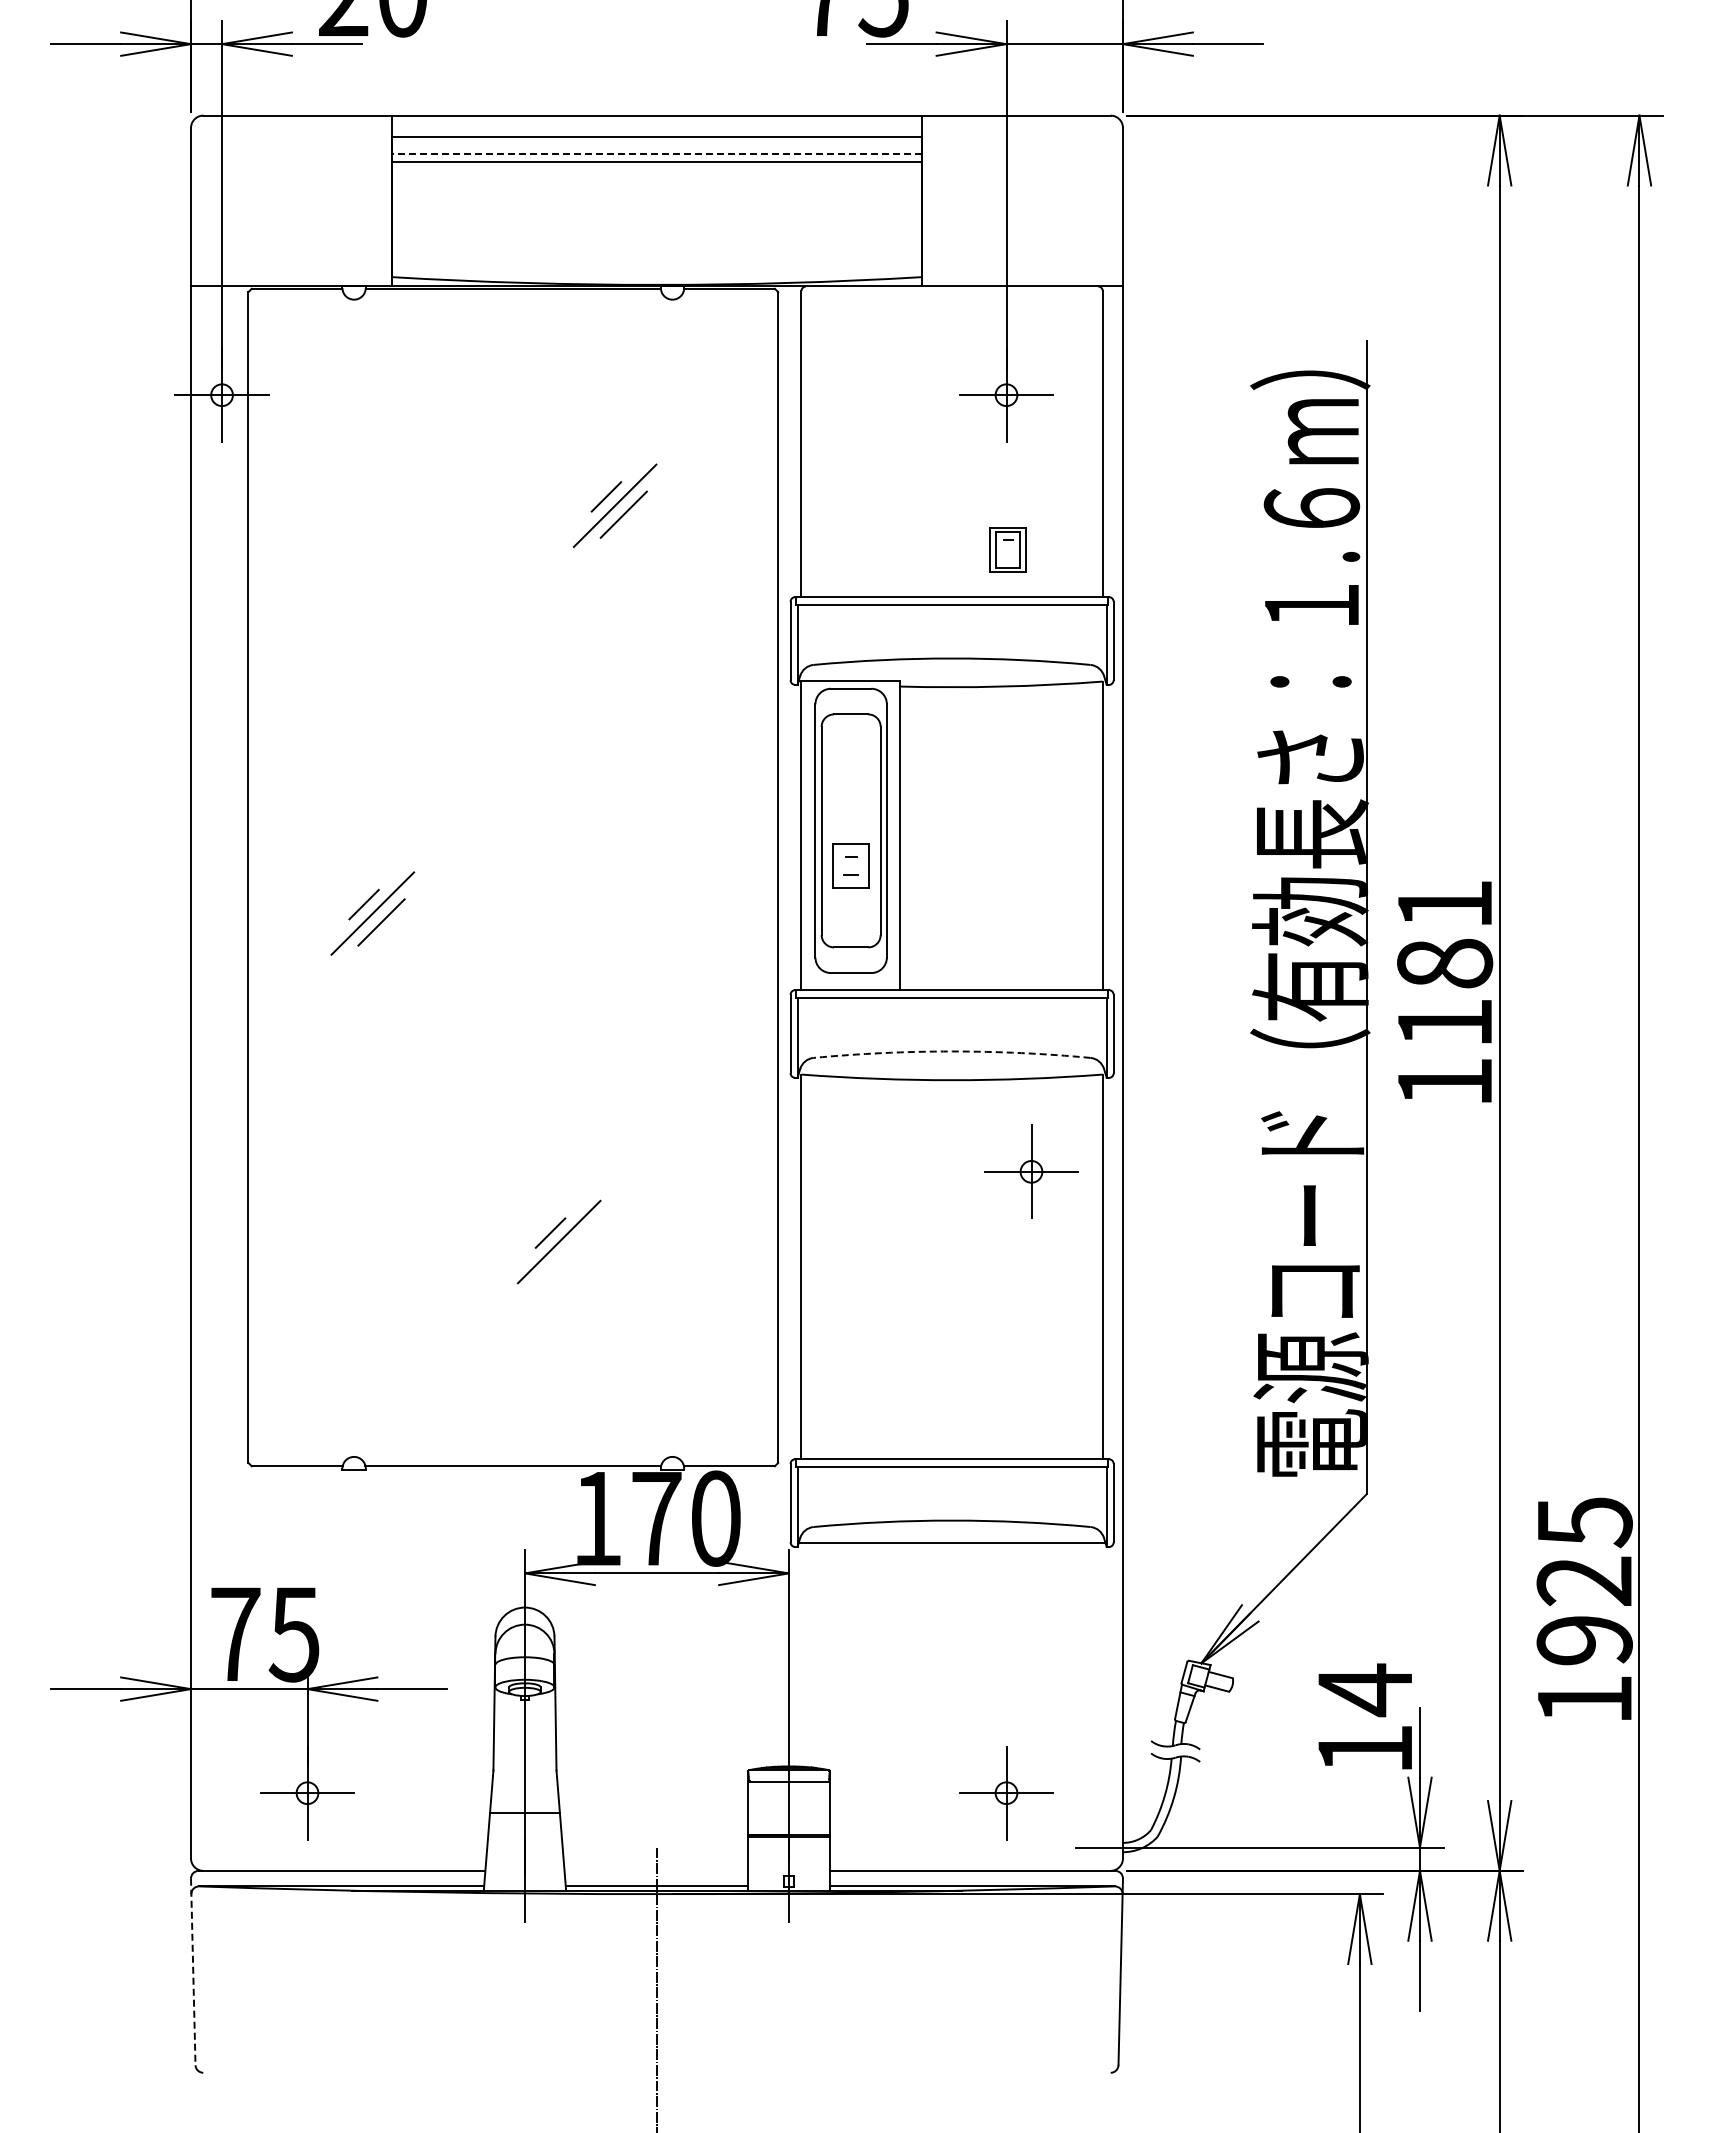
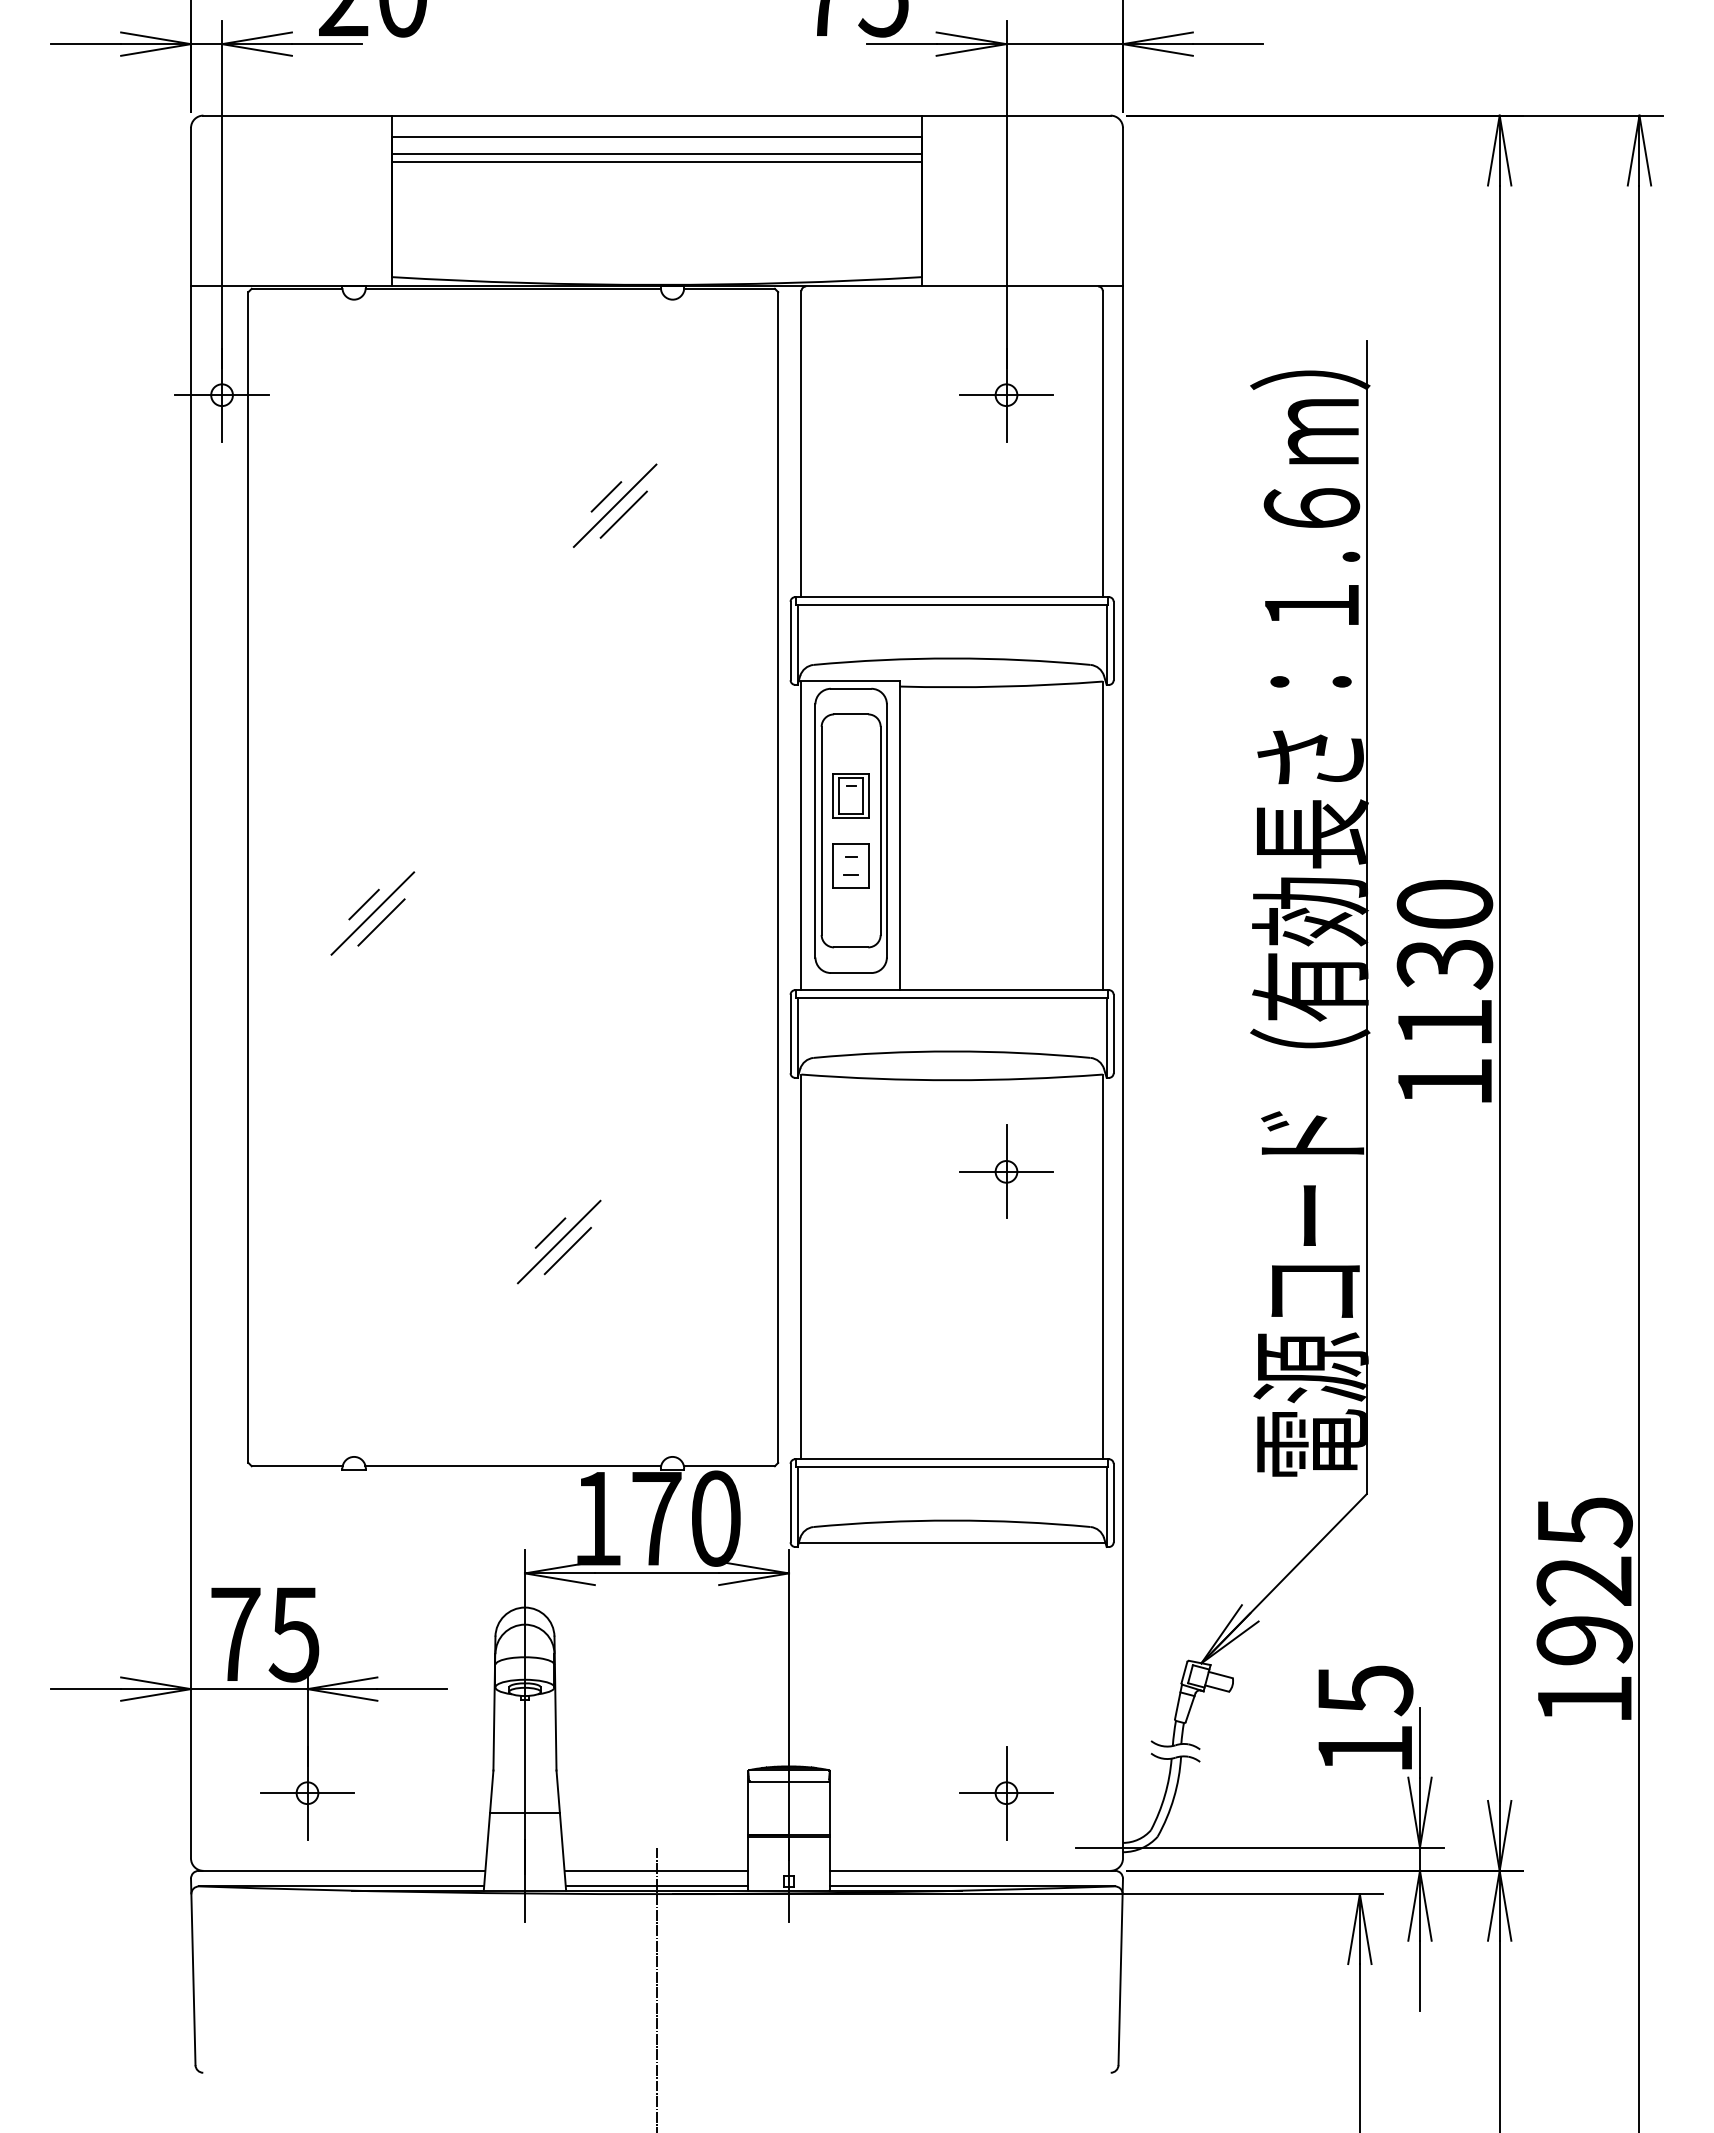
line: dashed -> solid (657, 154)
part position: (1007, 549) -> (850, 795) (850, 795)
text: 1181 -> 1130 (1444, 934)
arc: dashed -> solid (952, 1051)
part position: (1031, 1171) -> (1006, 1171) (1006, 1171)
line: none -> present (567, 1250)
text: 14 -> 15 (1365, 1690)
line: none -> present (656, 1870)
line: dashed -> solid (193, 1972)
